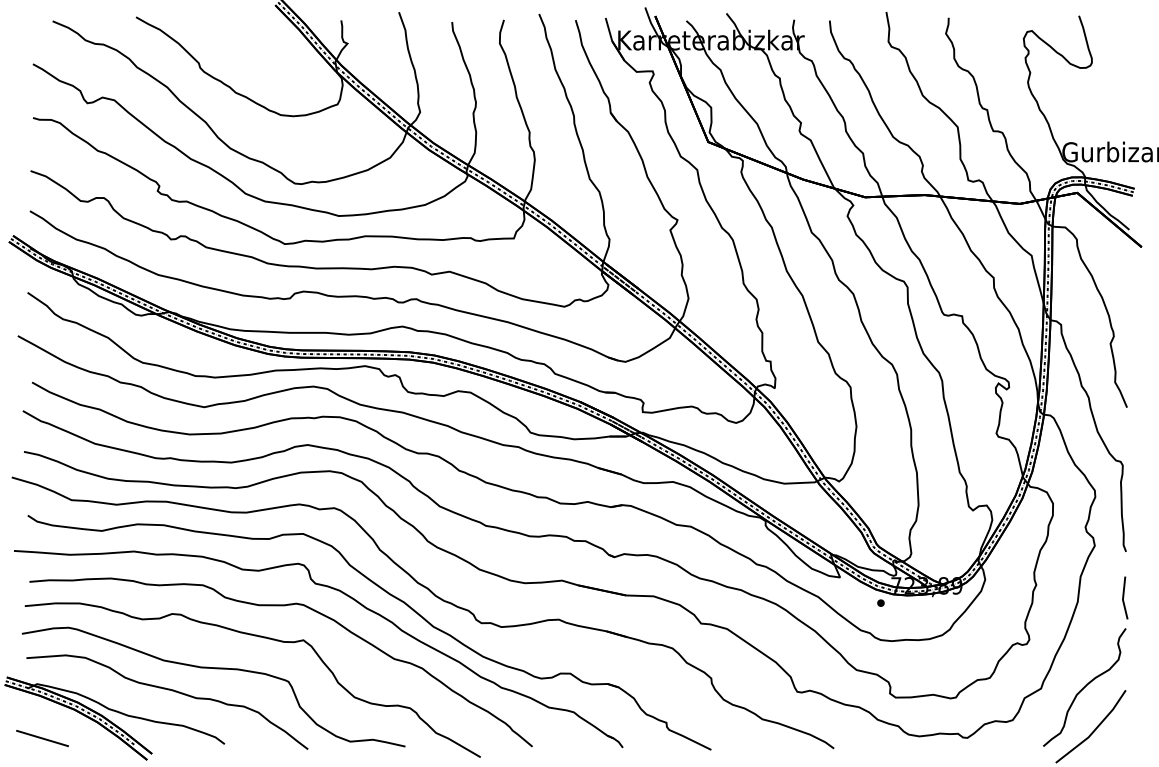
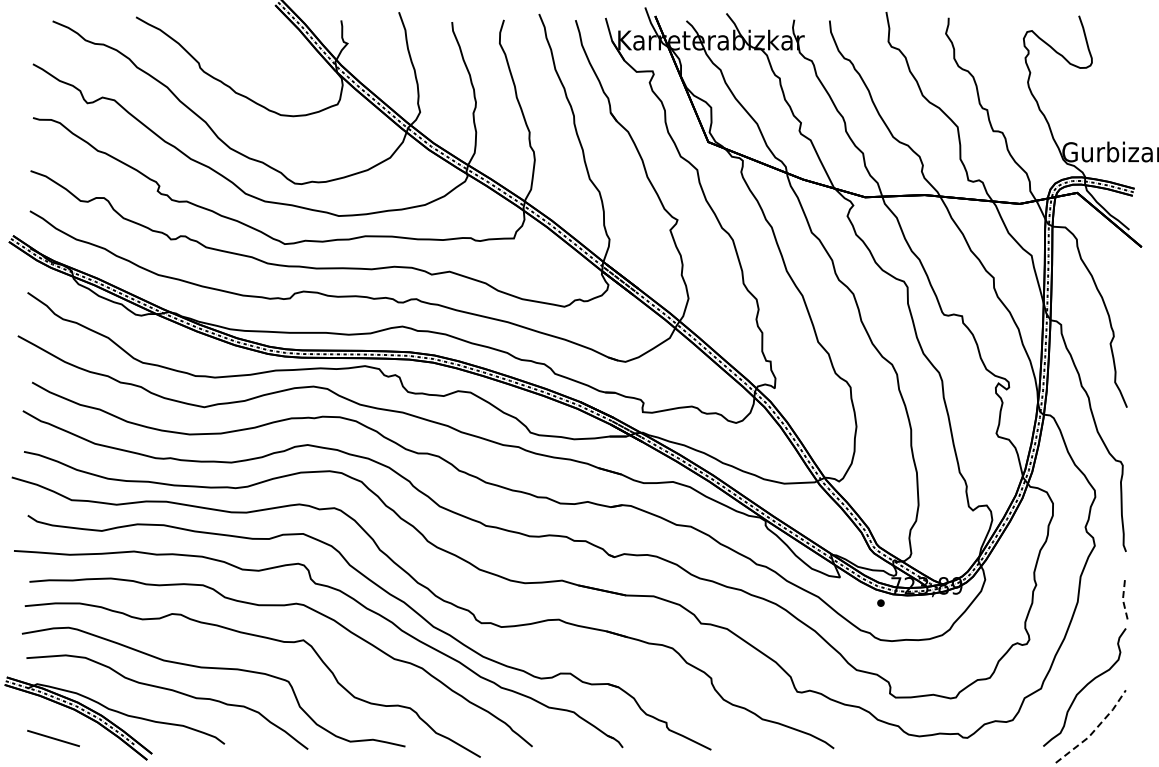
line: solid -> dashed (1123, 598)
line: solid -> dashed (1095, 729)
line position: (42, 738) -> (53, 738) (53, 738)
